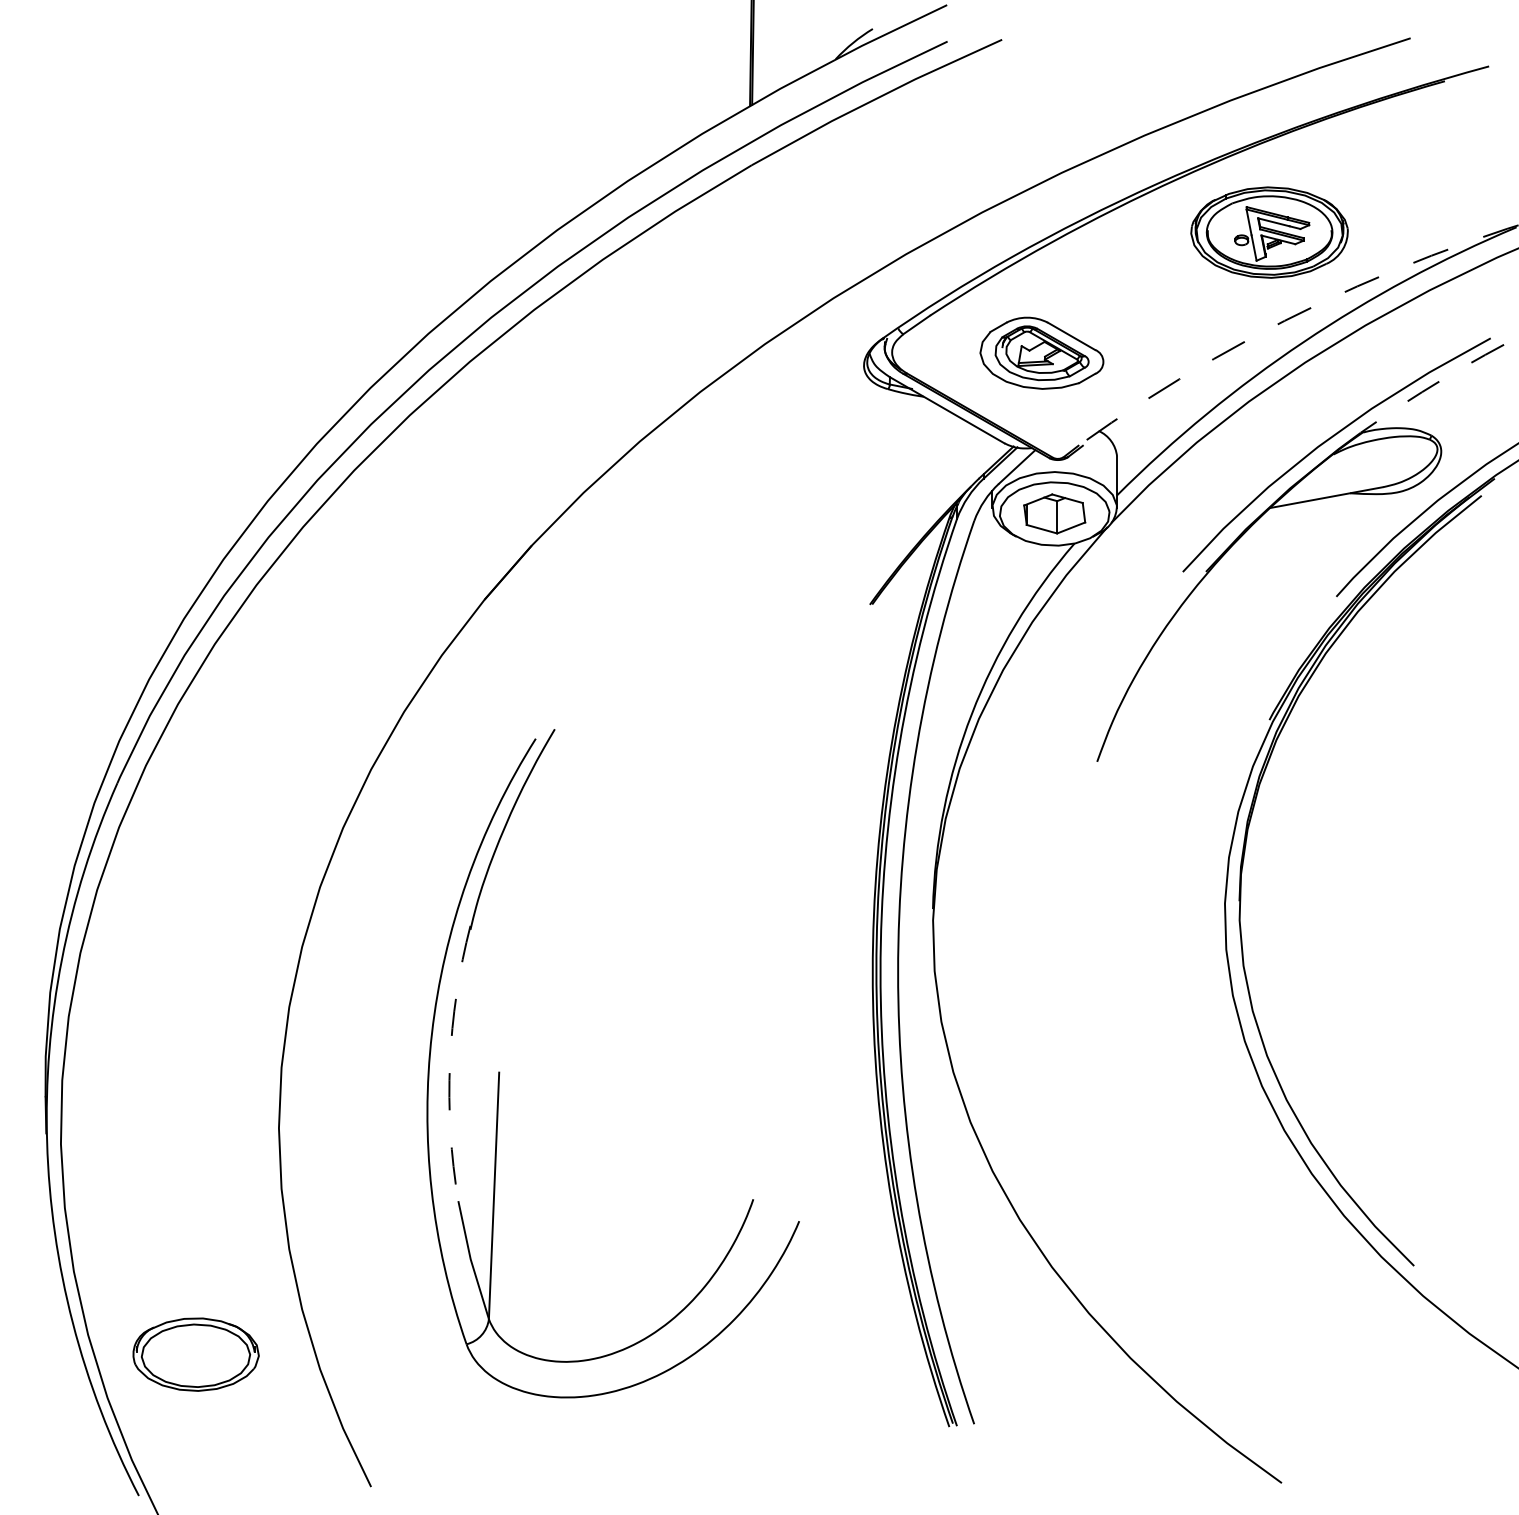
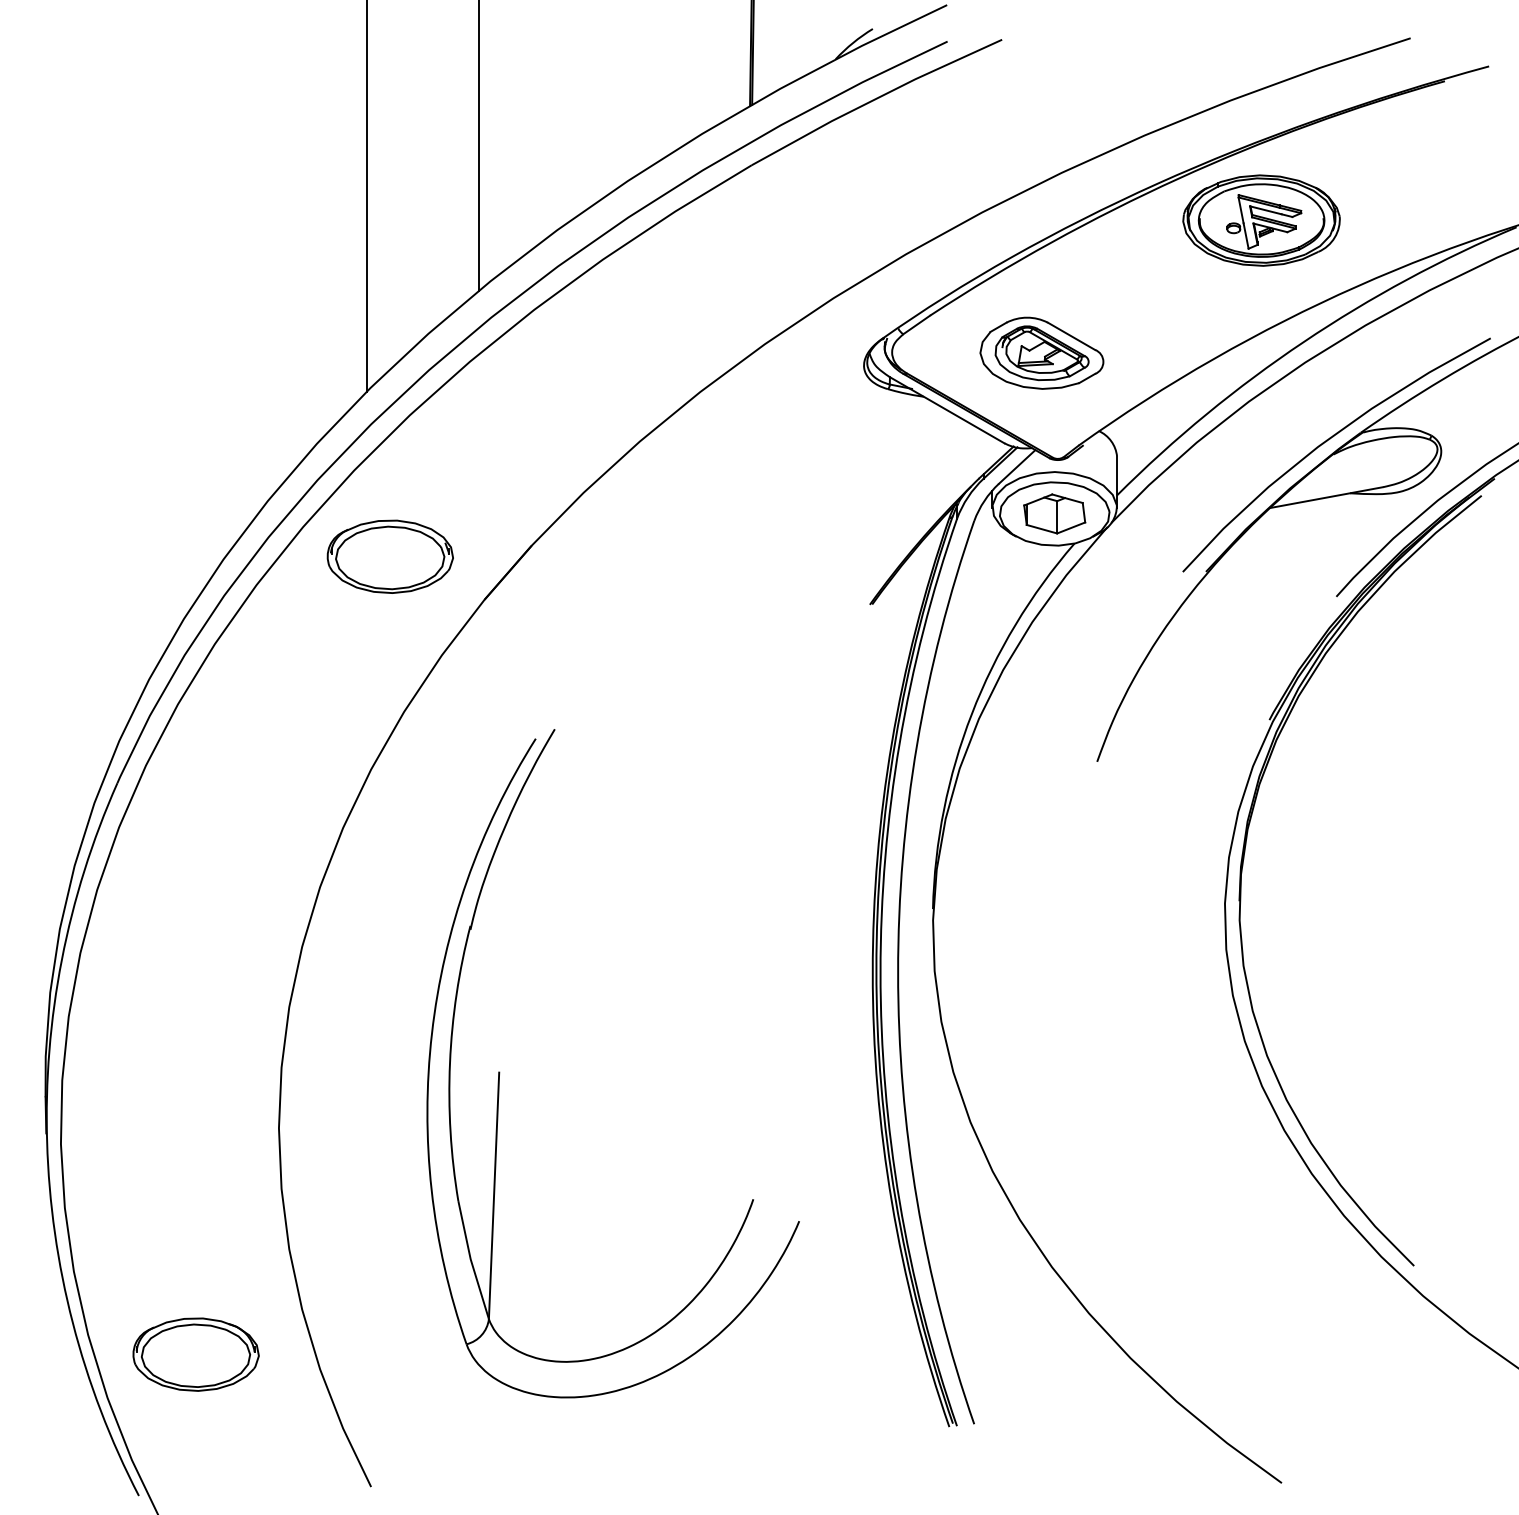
line: none -> present (479, 146)
line: none -> present (366, 196)
part position: (1269, 232) -> (1261, 220) (1261, 220)
arc: dashed -> solid (1289, 318)
arc: dashed -> solid (1438, 381)
part: none -> present (389, 556)
arc: dashed -> solid (450, 1062)
